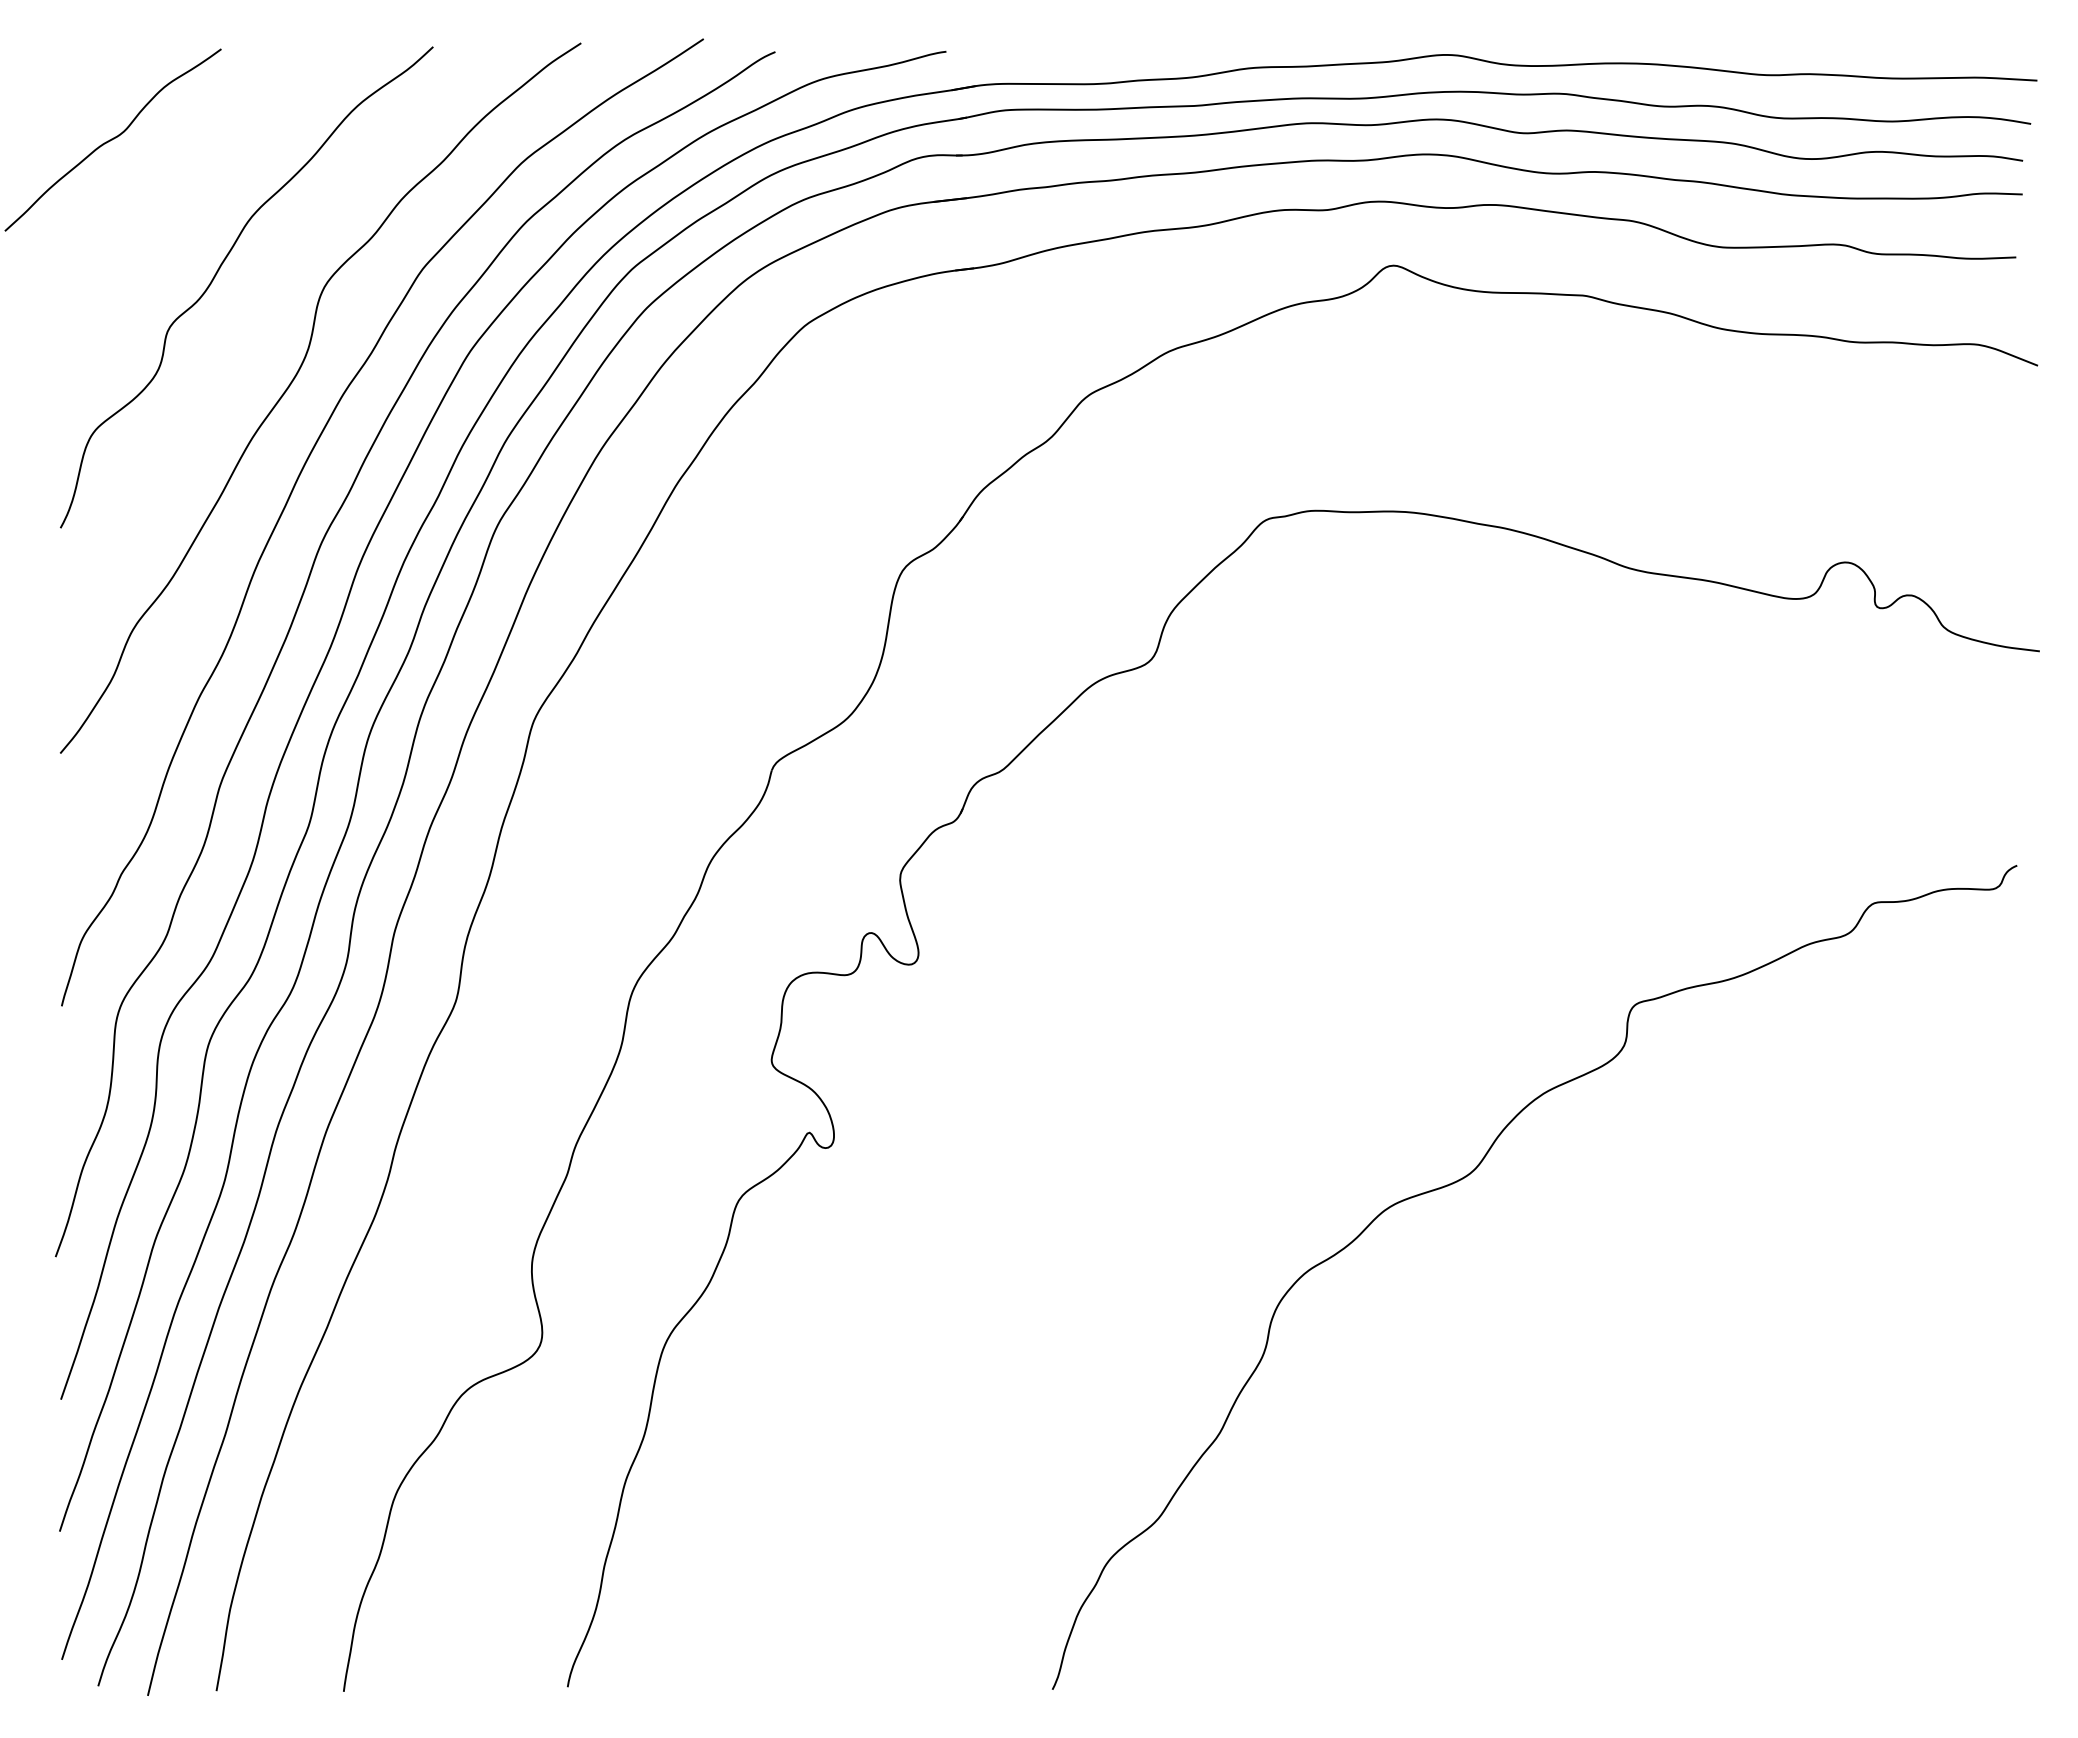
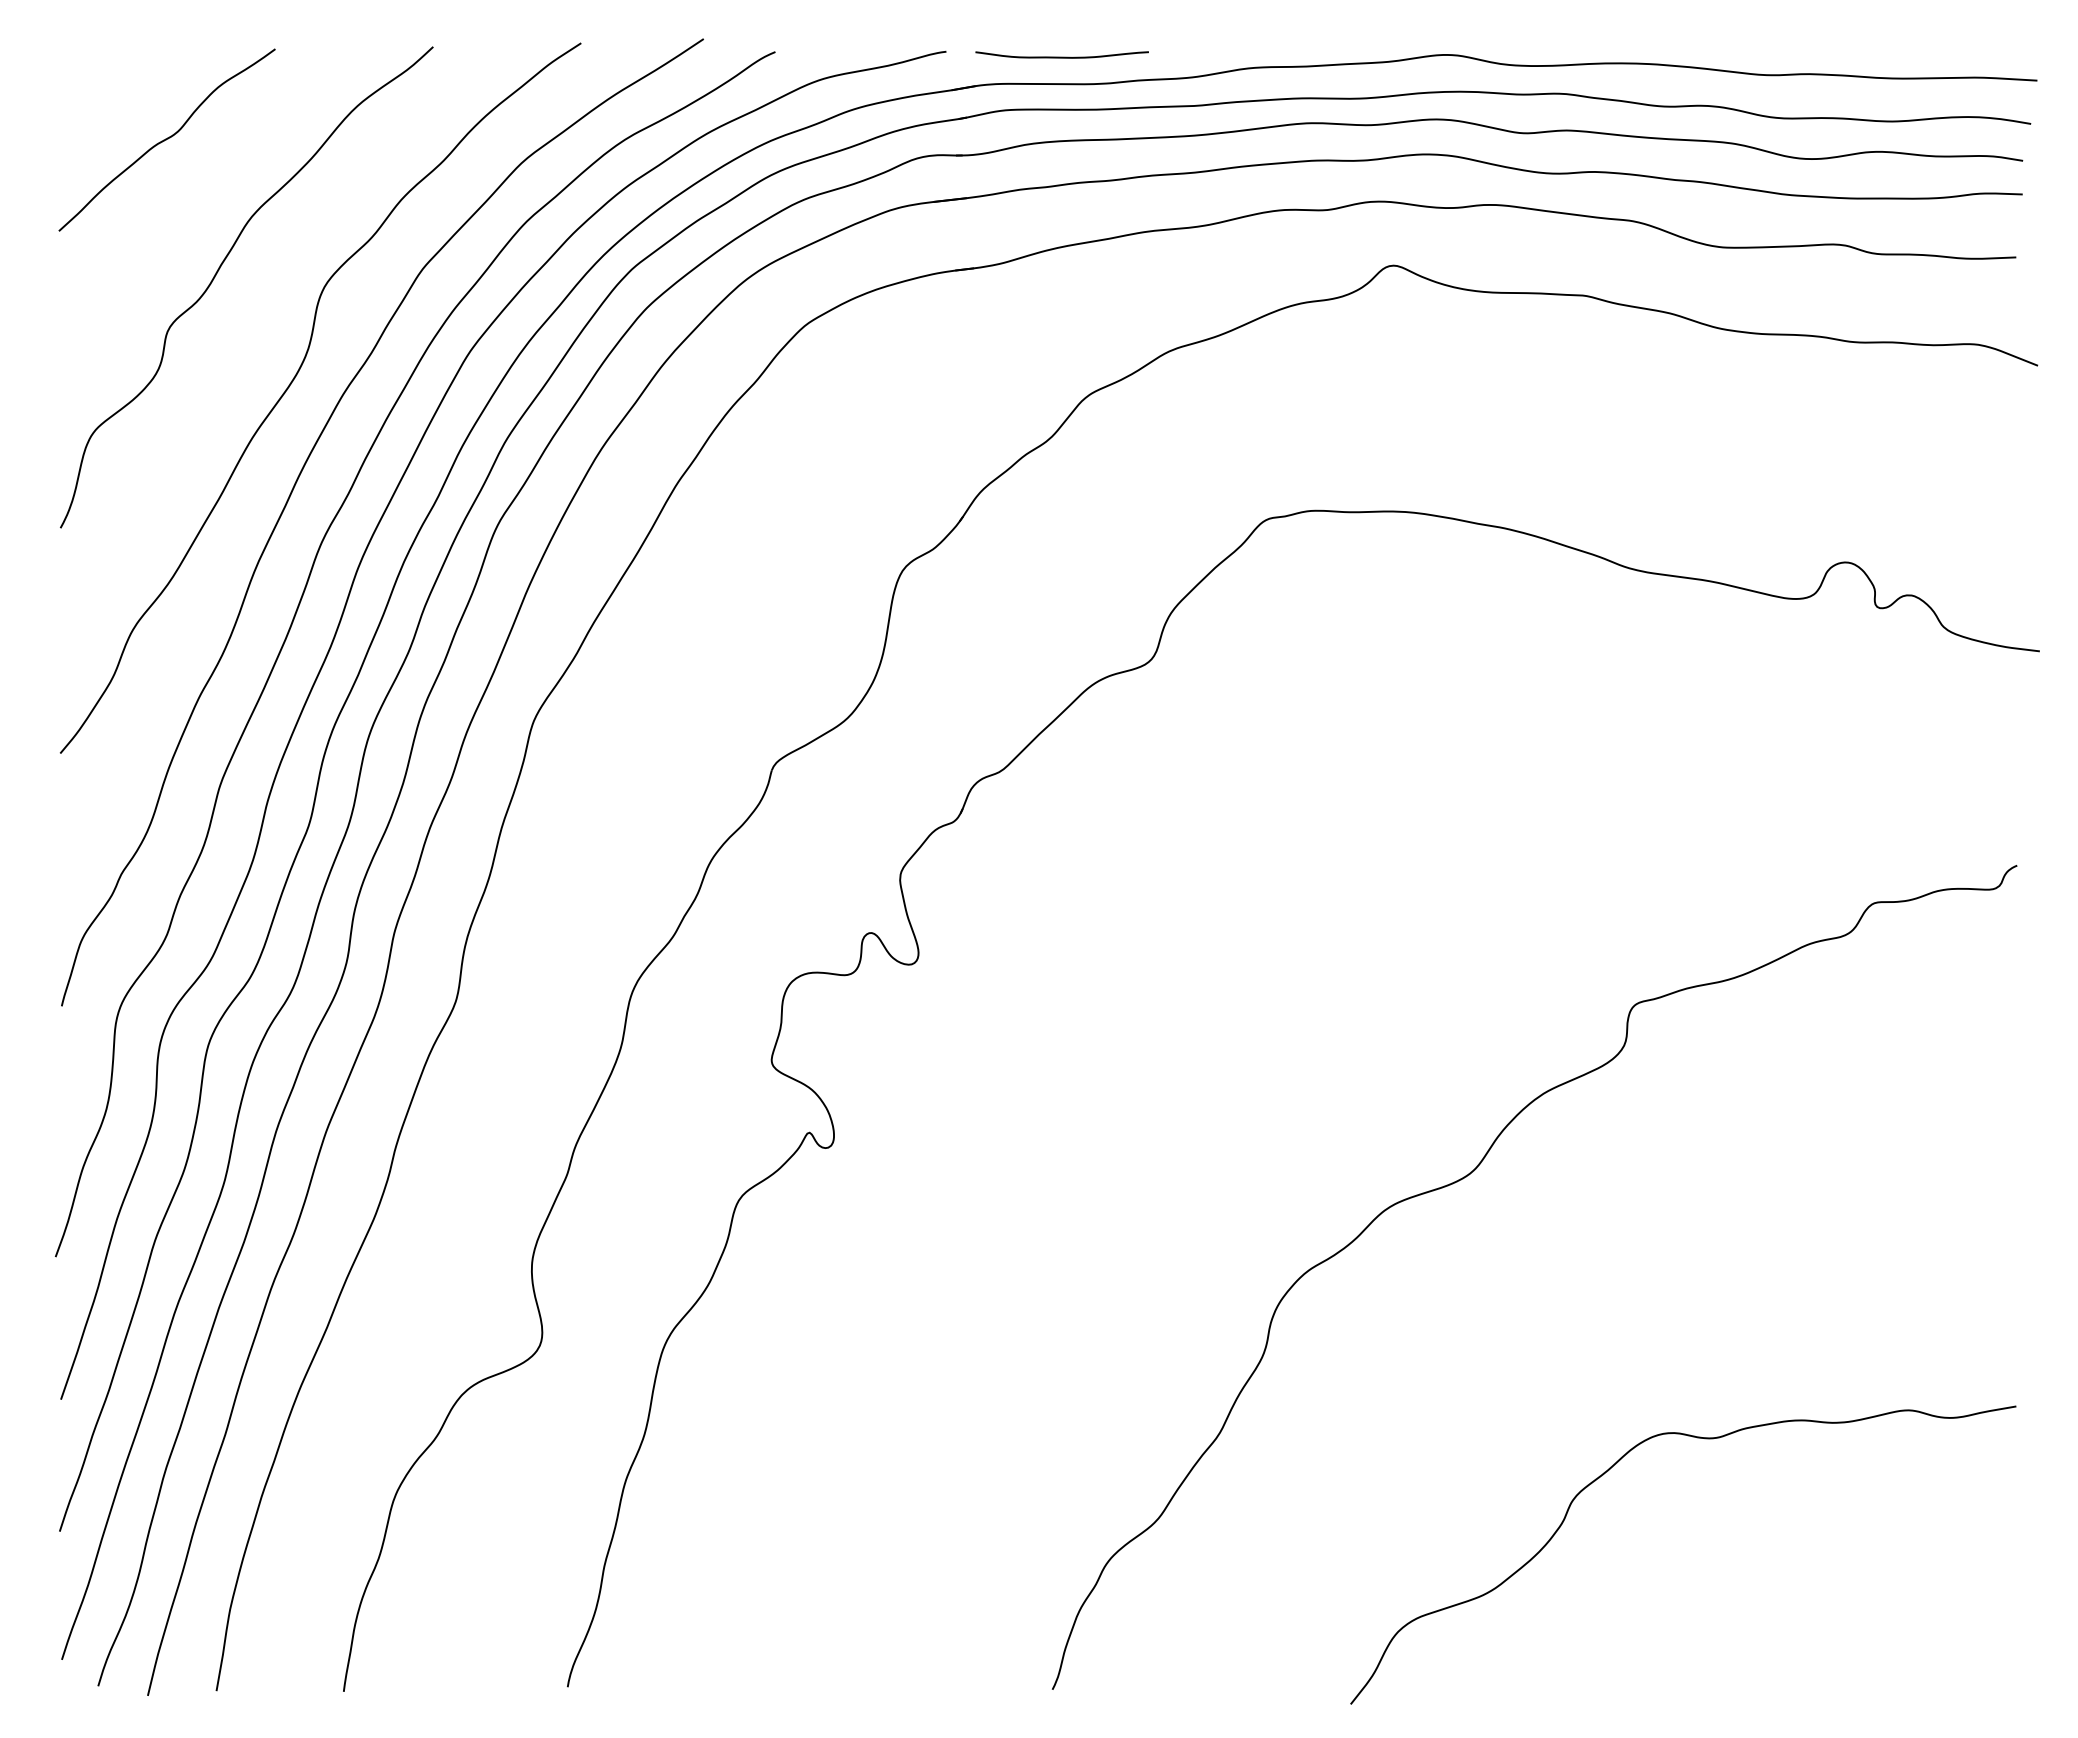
curve: none -> present (1061, 56)
curve position: (112, 139) -> (166, 139) (166, 139)
curve: none -> present (1608, 1471)
